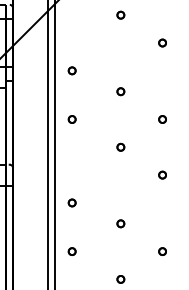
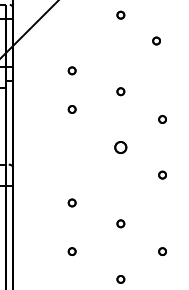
part position: (162, 42) -> (156, 40) (156, 40)
part position: (71, 119) -> (71, 109) (71, 109)
line: present -> none (47, 144)
line: present -> none (54, 144)
part size: 10x10 px -> 14x13 px (120, 147)
